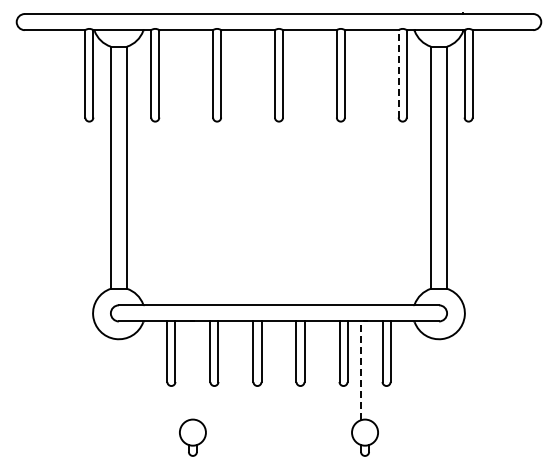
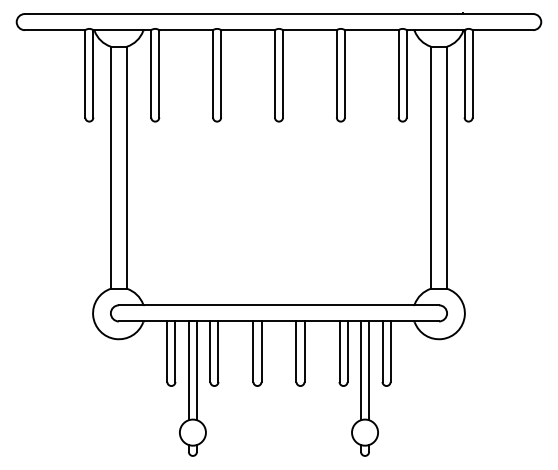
line: dashed -> solid (398, 73)
line: none -> present (188, 370)
line: none -> present (196, 370)
line: dashed -> solid (361, 370)
line: none -> present (369, 370)
